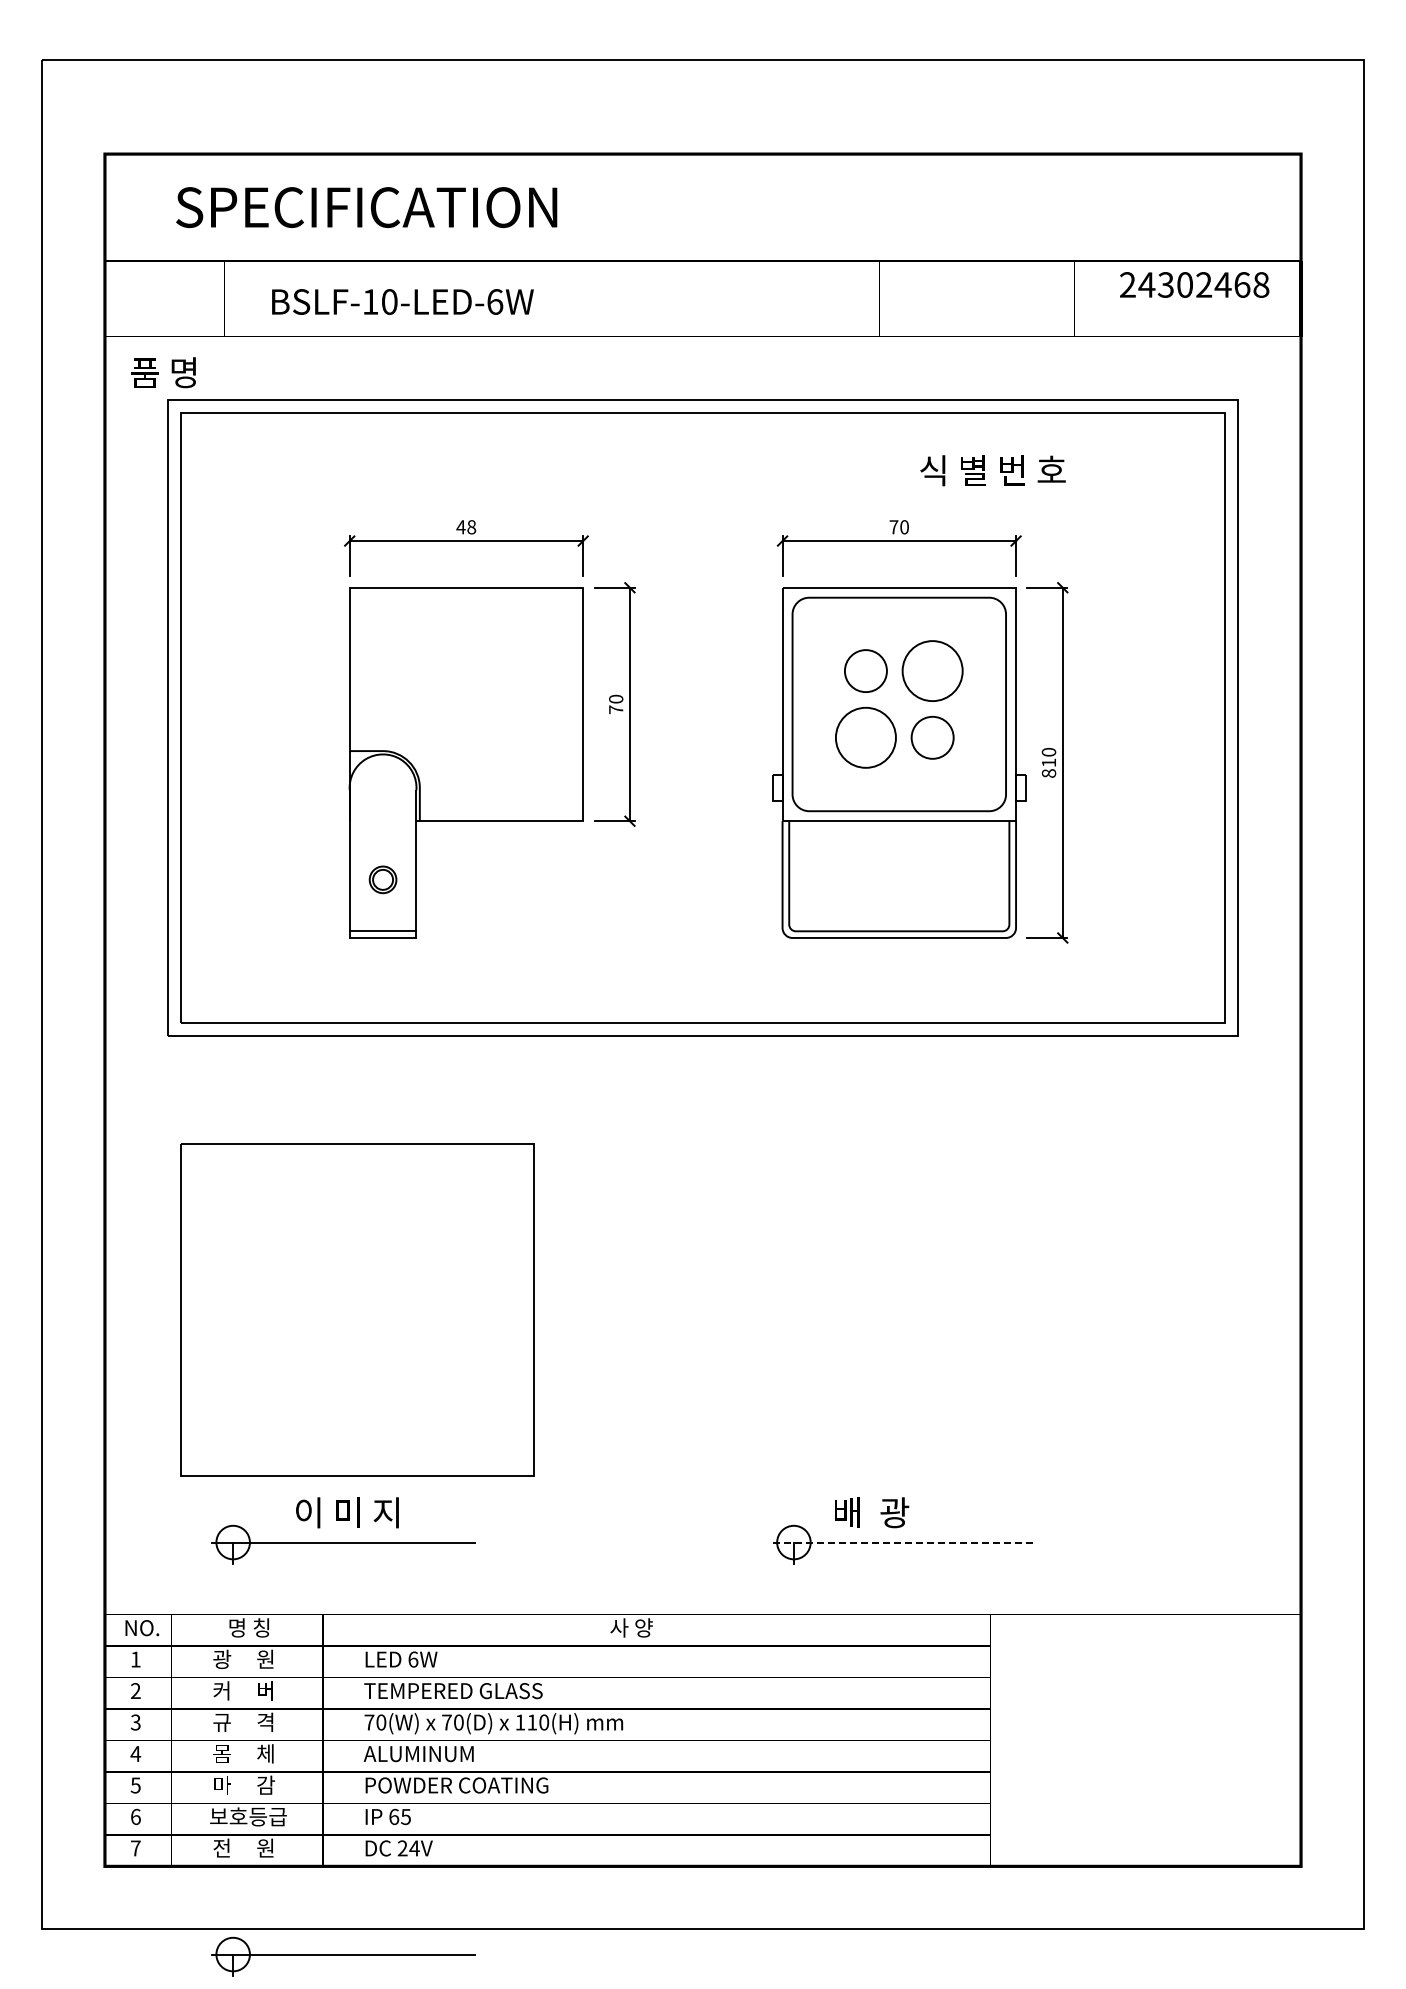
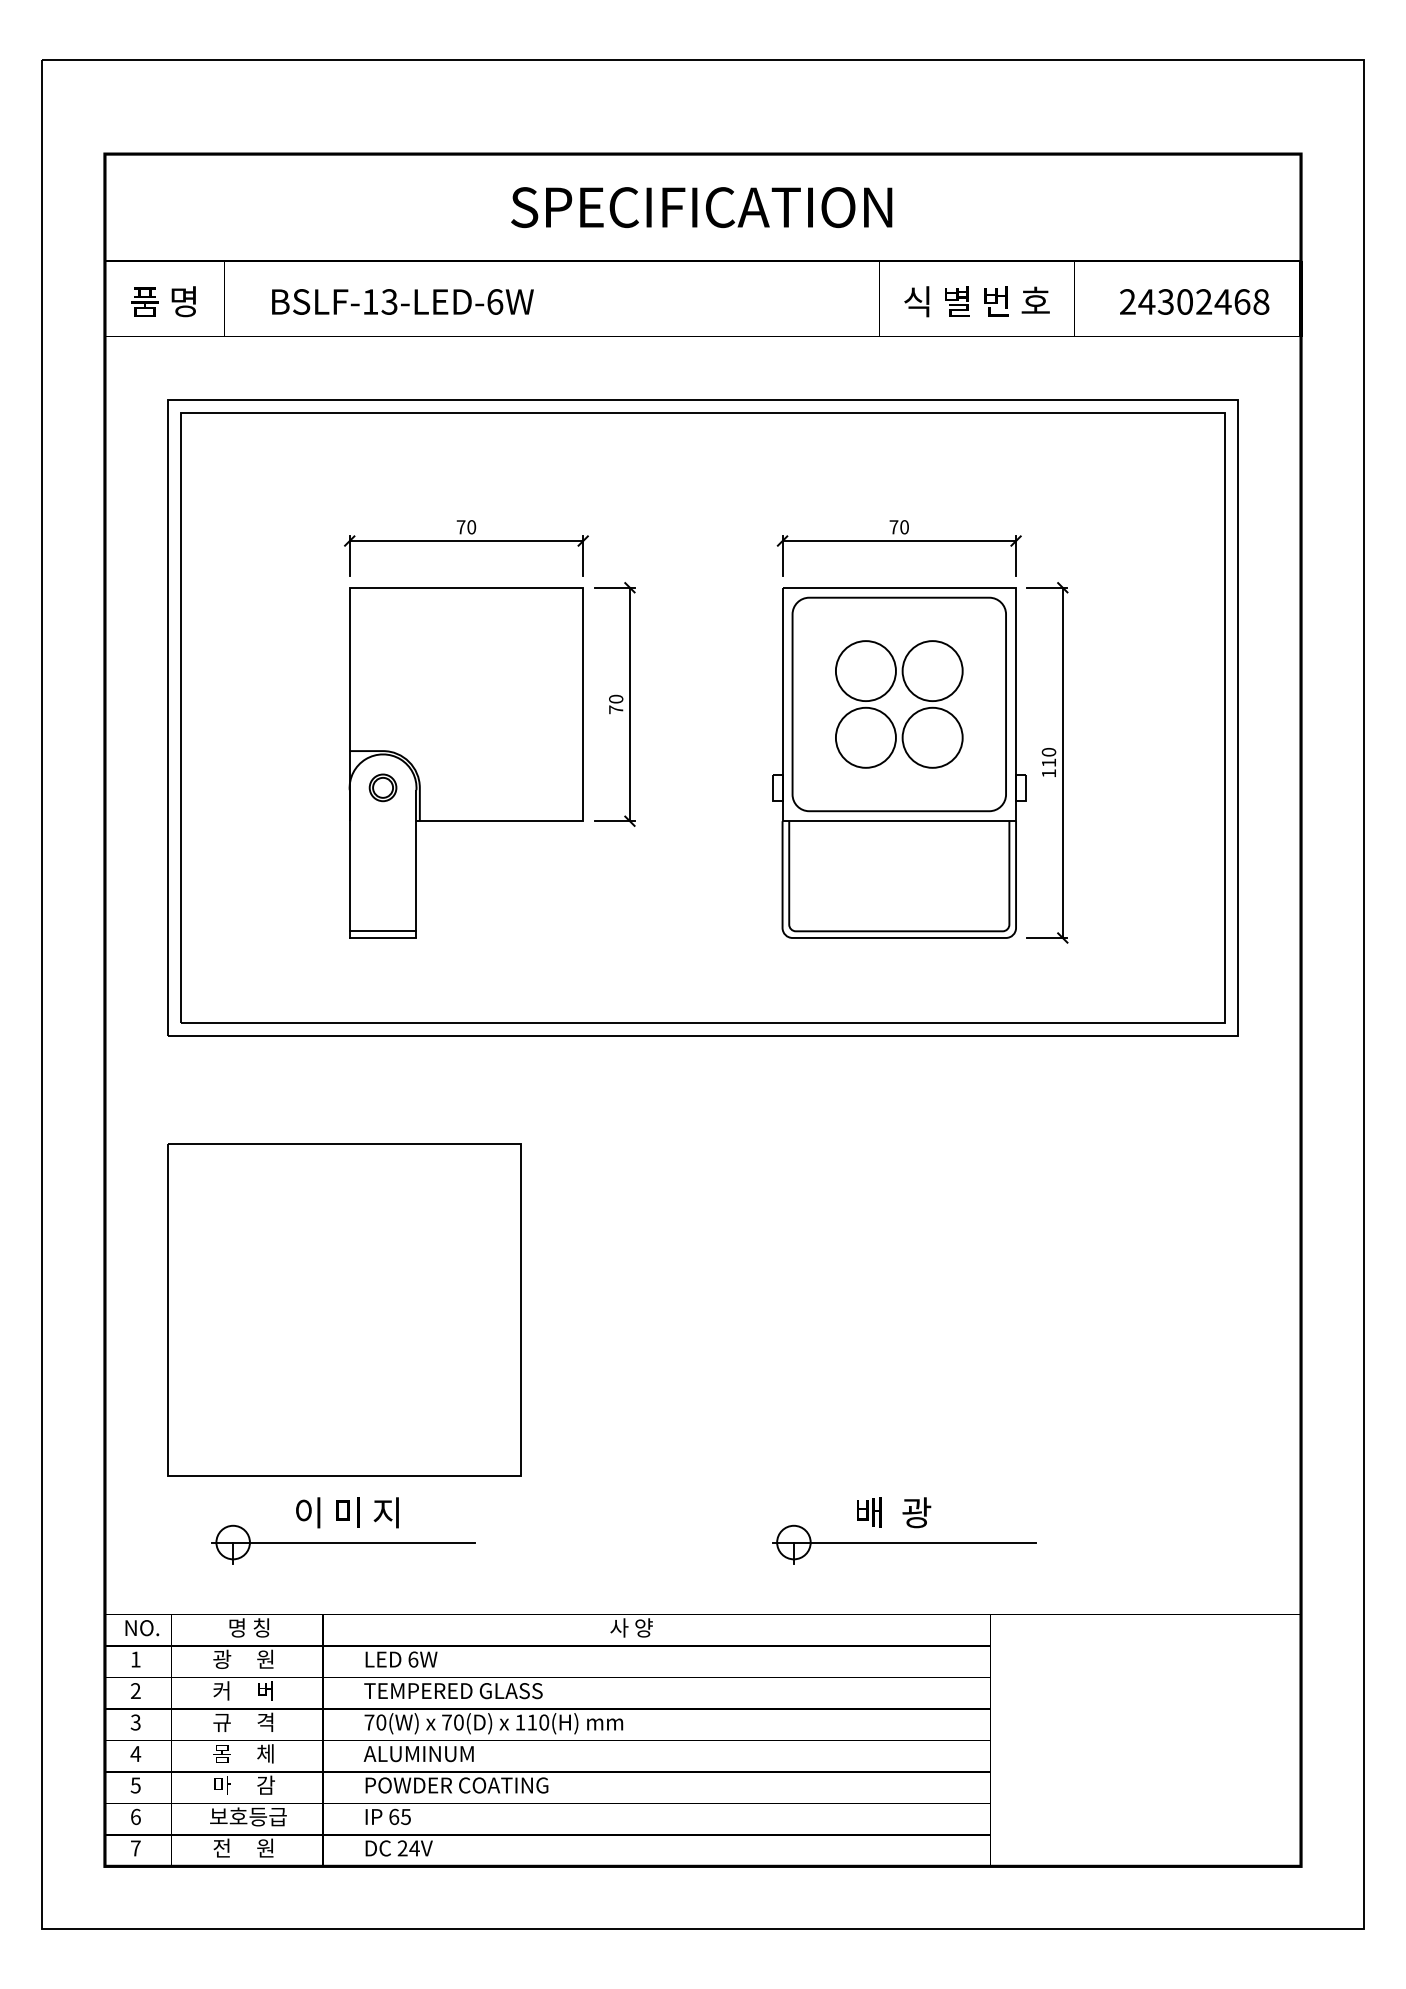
text position: (366, 207) -> (701, 207) (701, 207)
text position: (1194, 284) -> (1194, 301) (1194, 301)
text: BSLF-10-LED-6W -> BSLF-13-LED-6W (389, 301)
text position: (163, 372) -> (163, 301) (163, 301)
text position: (992, 470) -> (976, 301) (976, 301)
text: 48 -> 70 (466, 527)
circle diameter: 42 px -> 60 px (865, 671)
circle diameter: 42 px -> 60 px (932, 737)
text: 810 -> 110 (1048, 773)
part position: (382, 879) -> (382, 787) (382, 787)
part position: (357, 1309) -> (344, 1309) (344, 1309)
text position: (872, 1512) -> (894, 1512) (894, 1512)
line: dashed -> solid (904, 1542)
part: present -> none (343, 1956)
